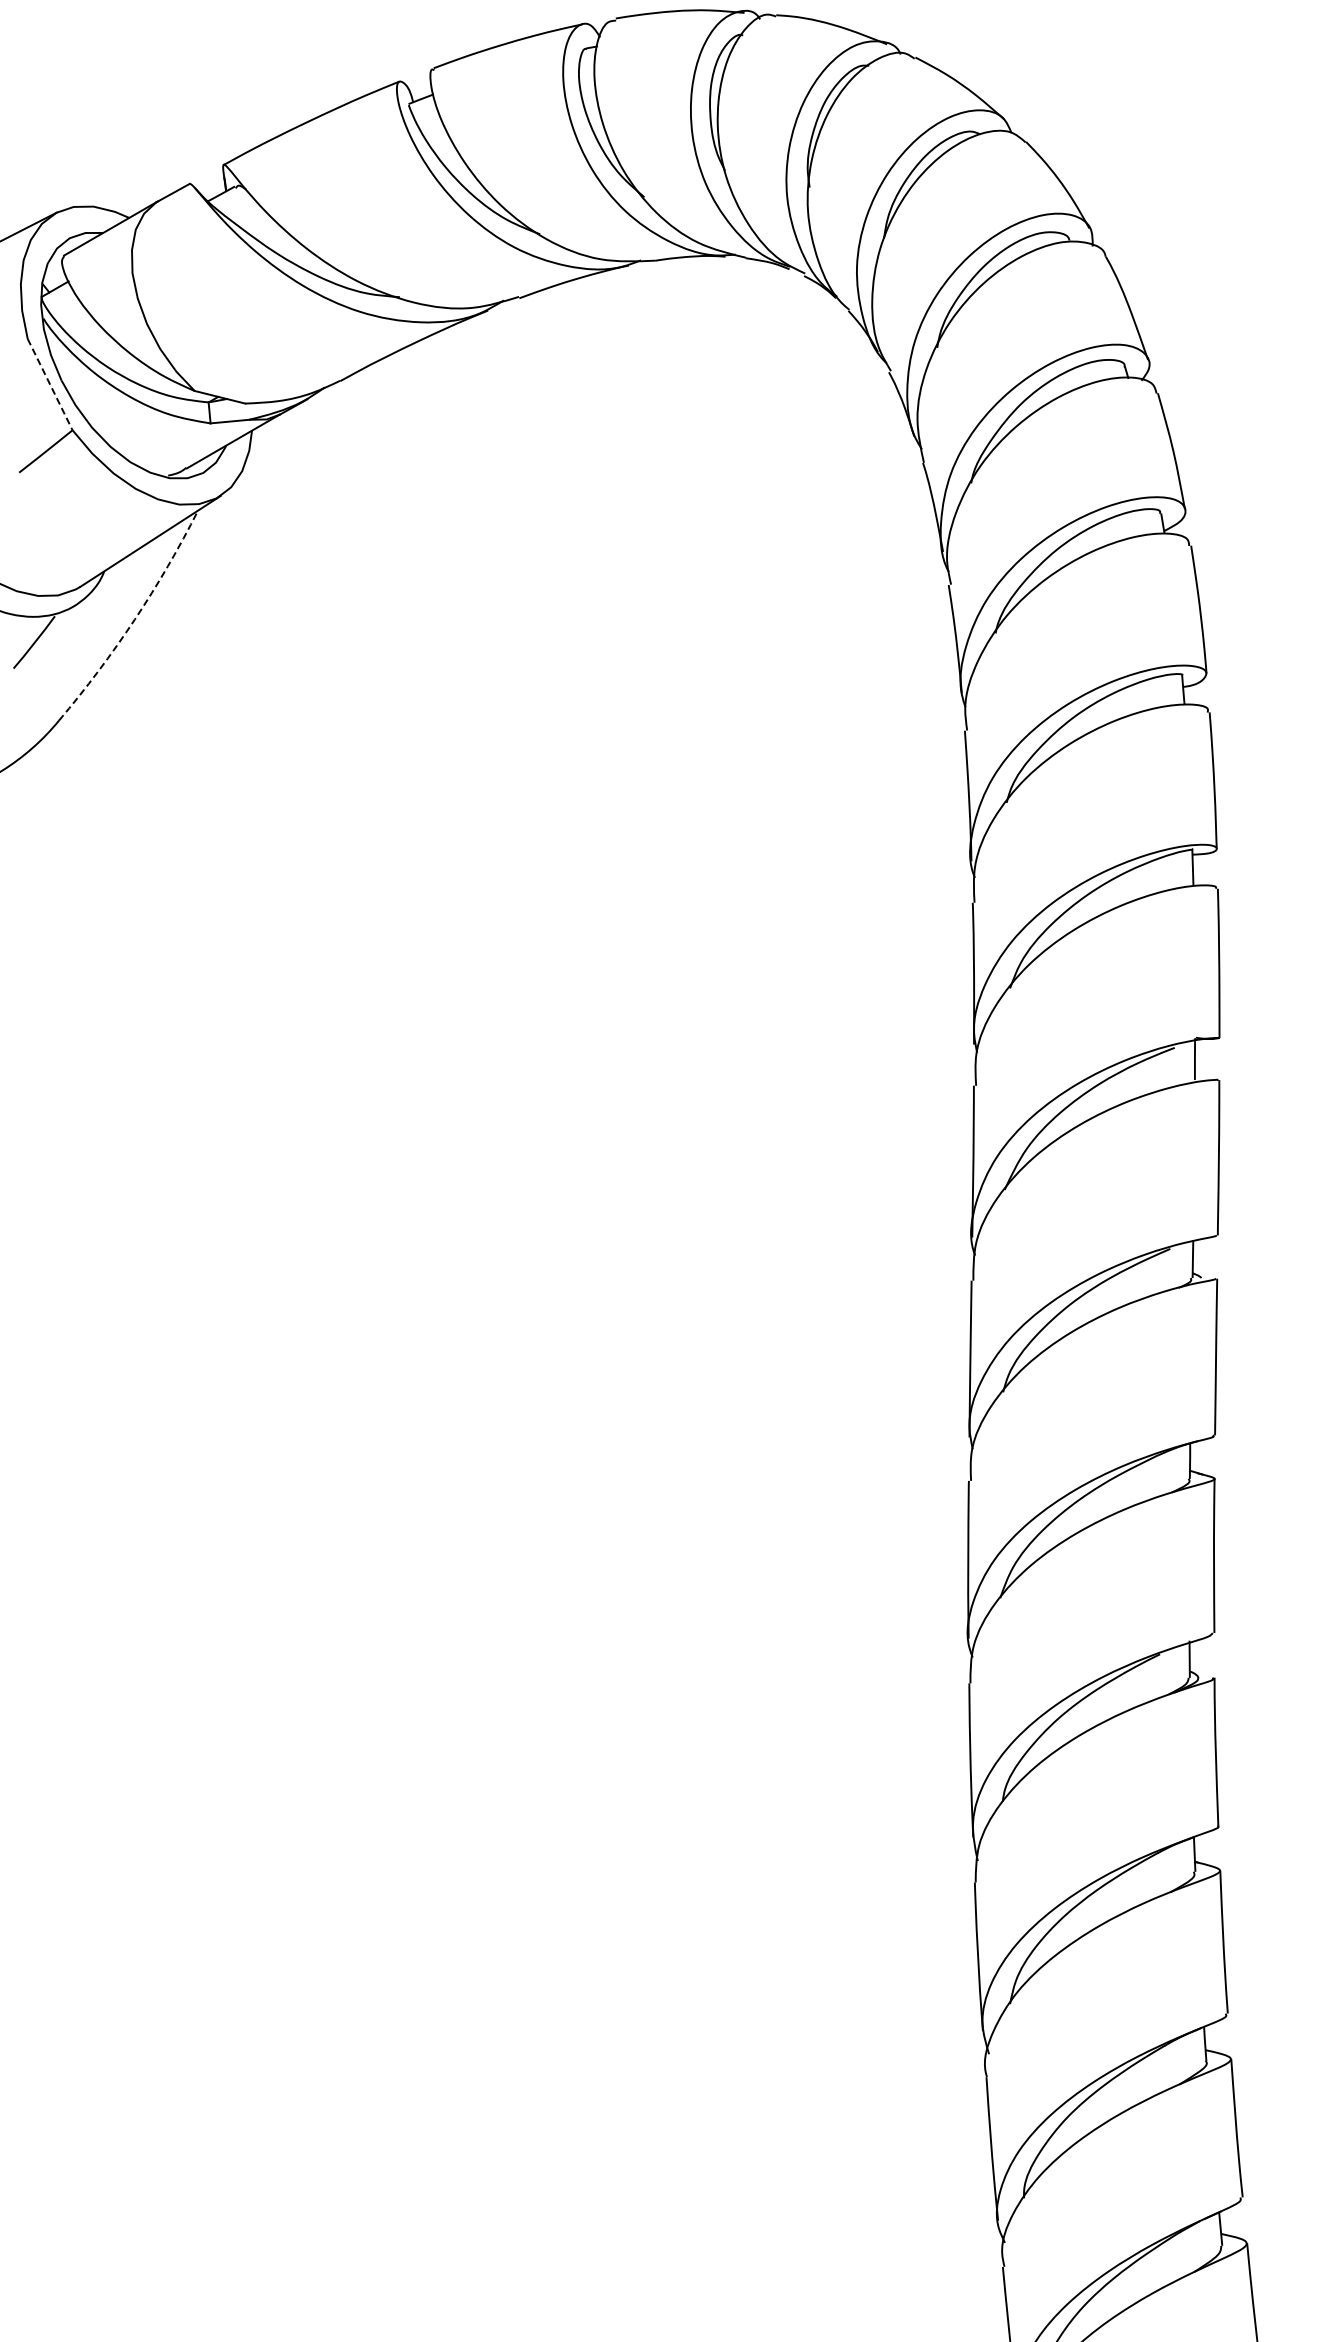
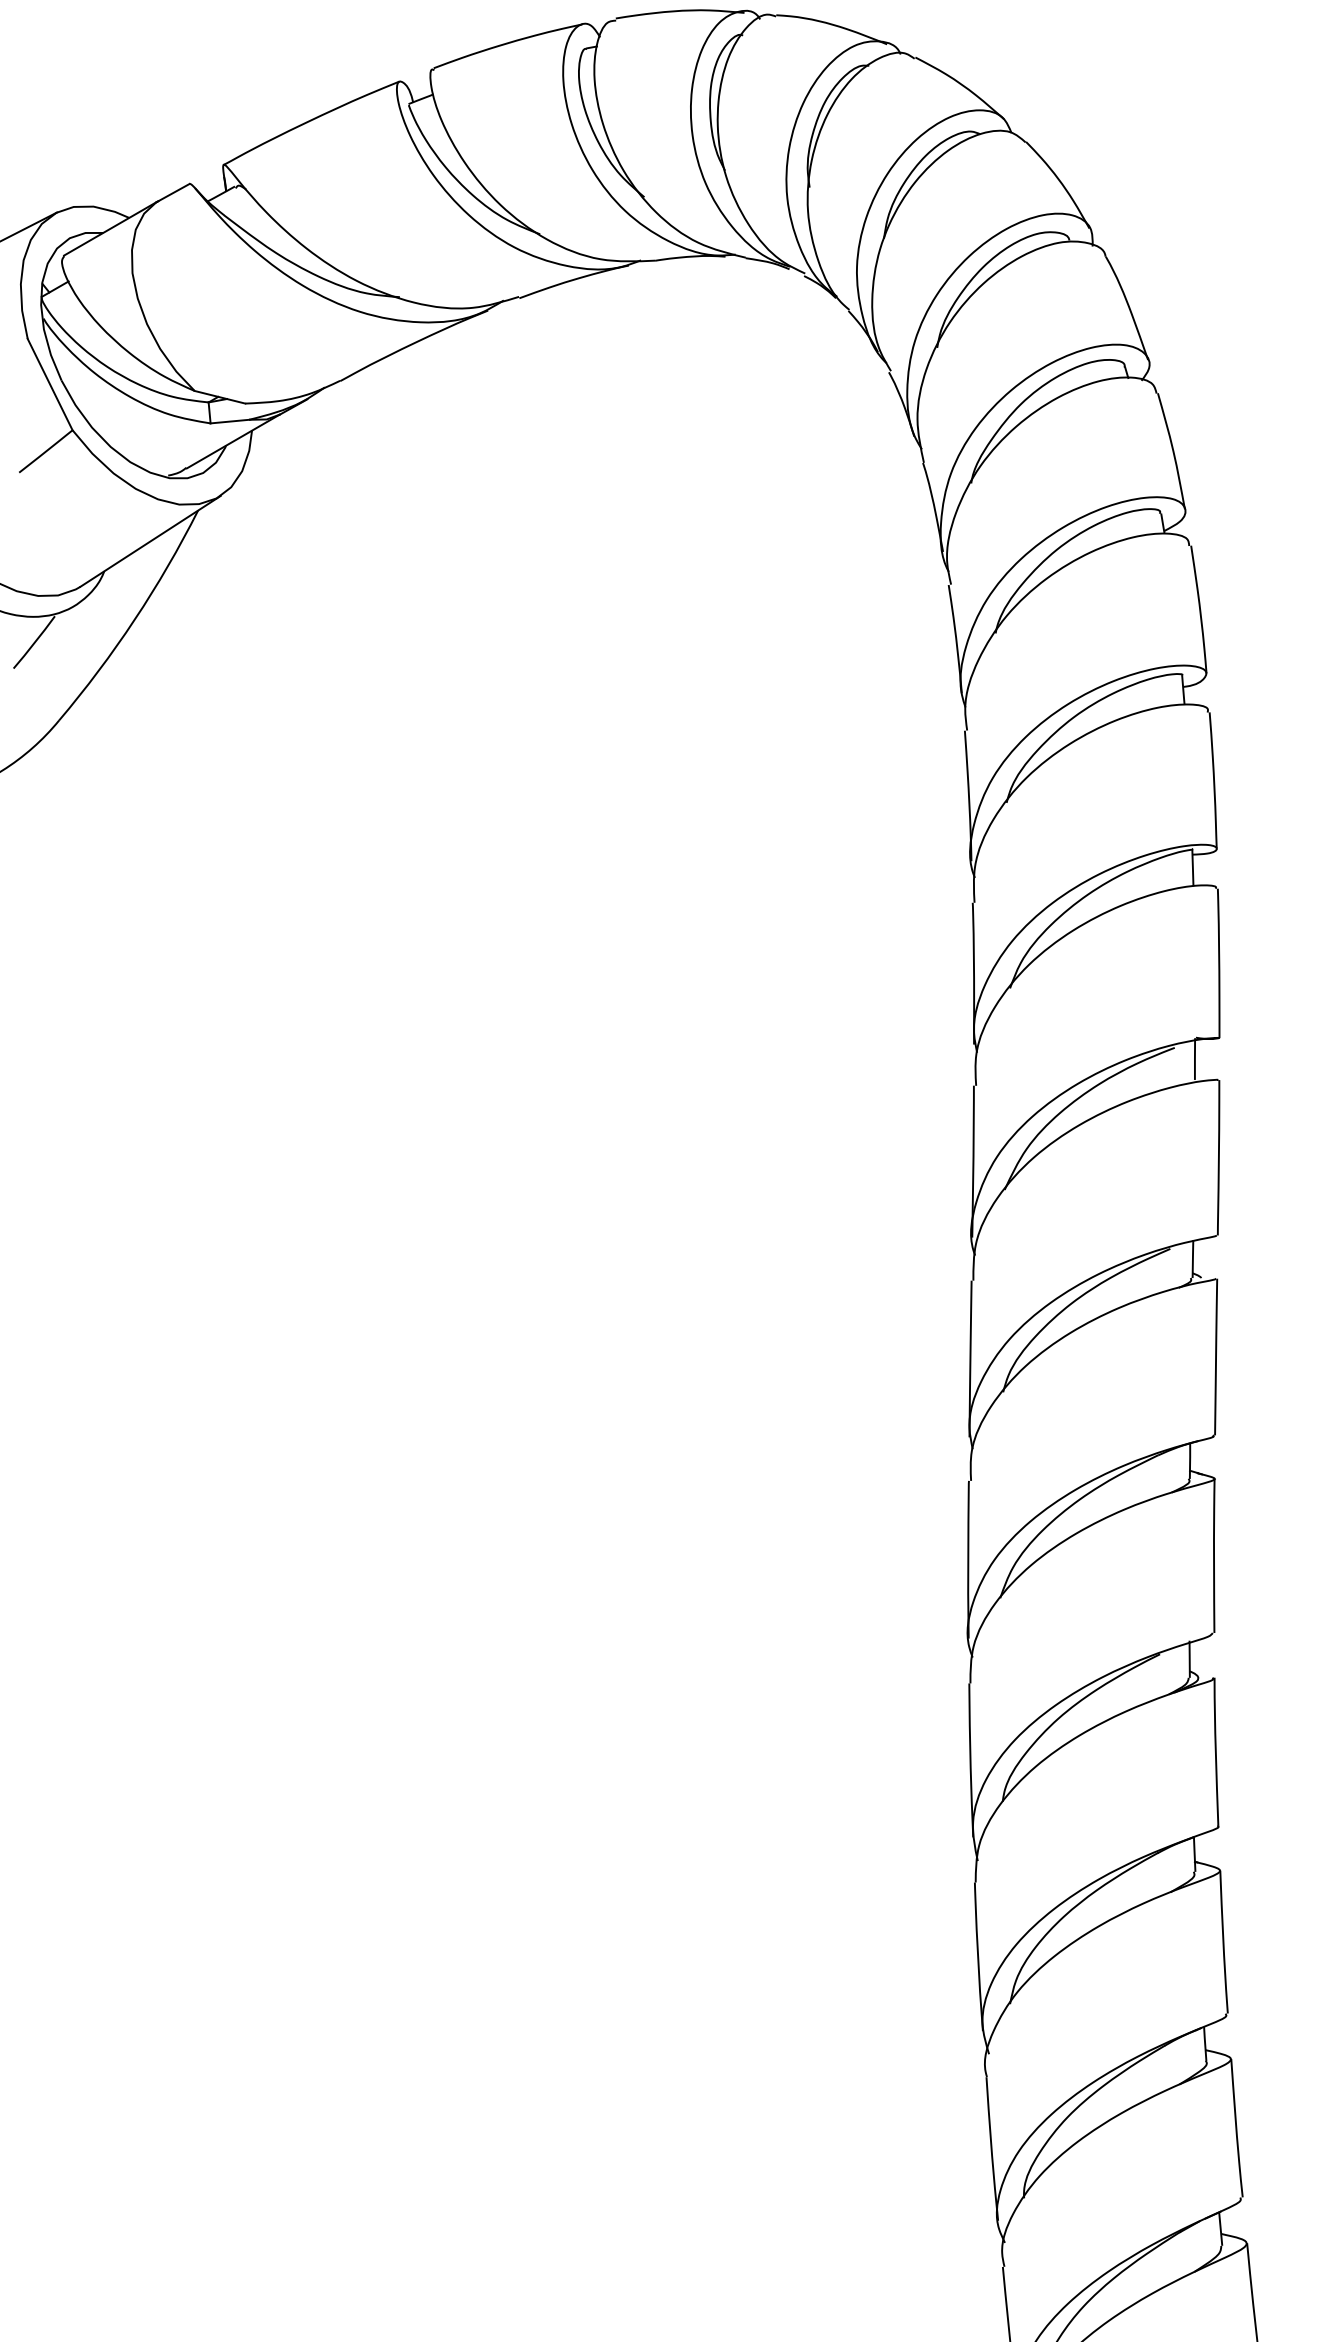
line: dashed -> solid (50, 384)
arc: dashed -> solid (134, 619)
